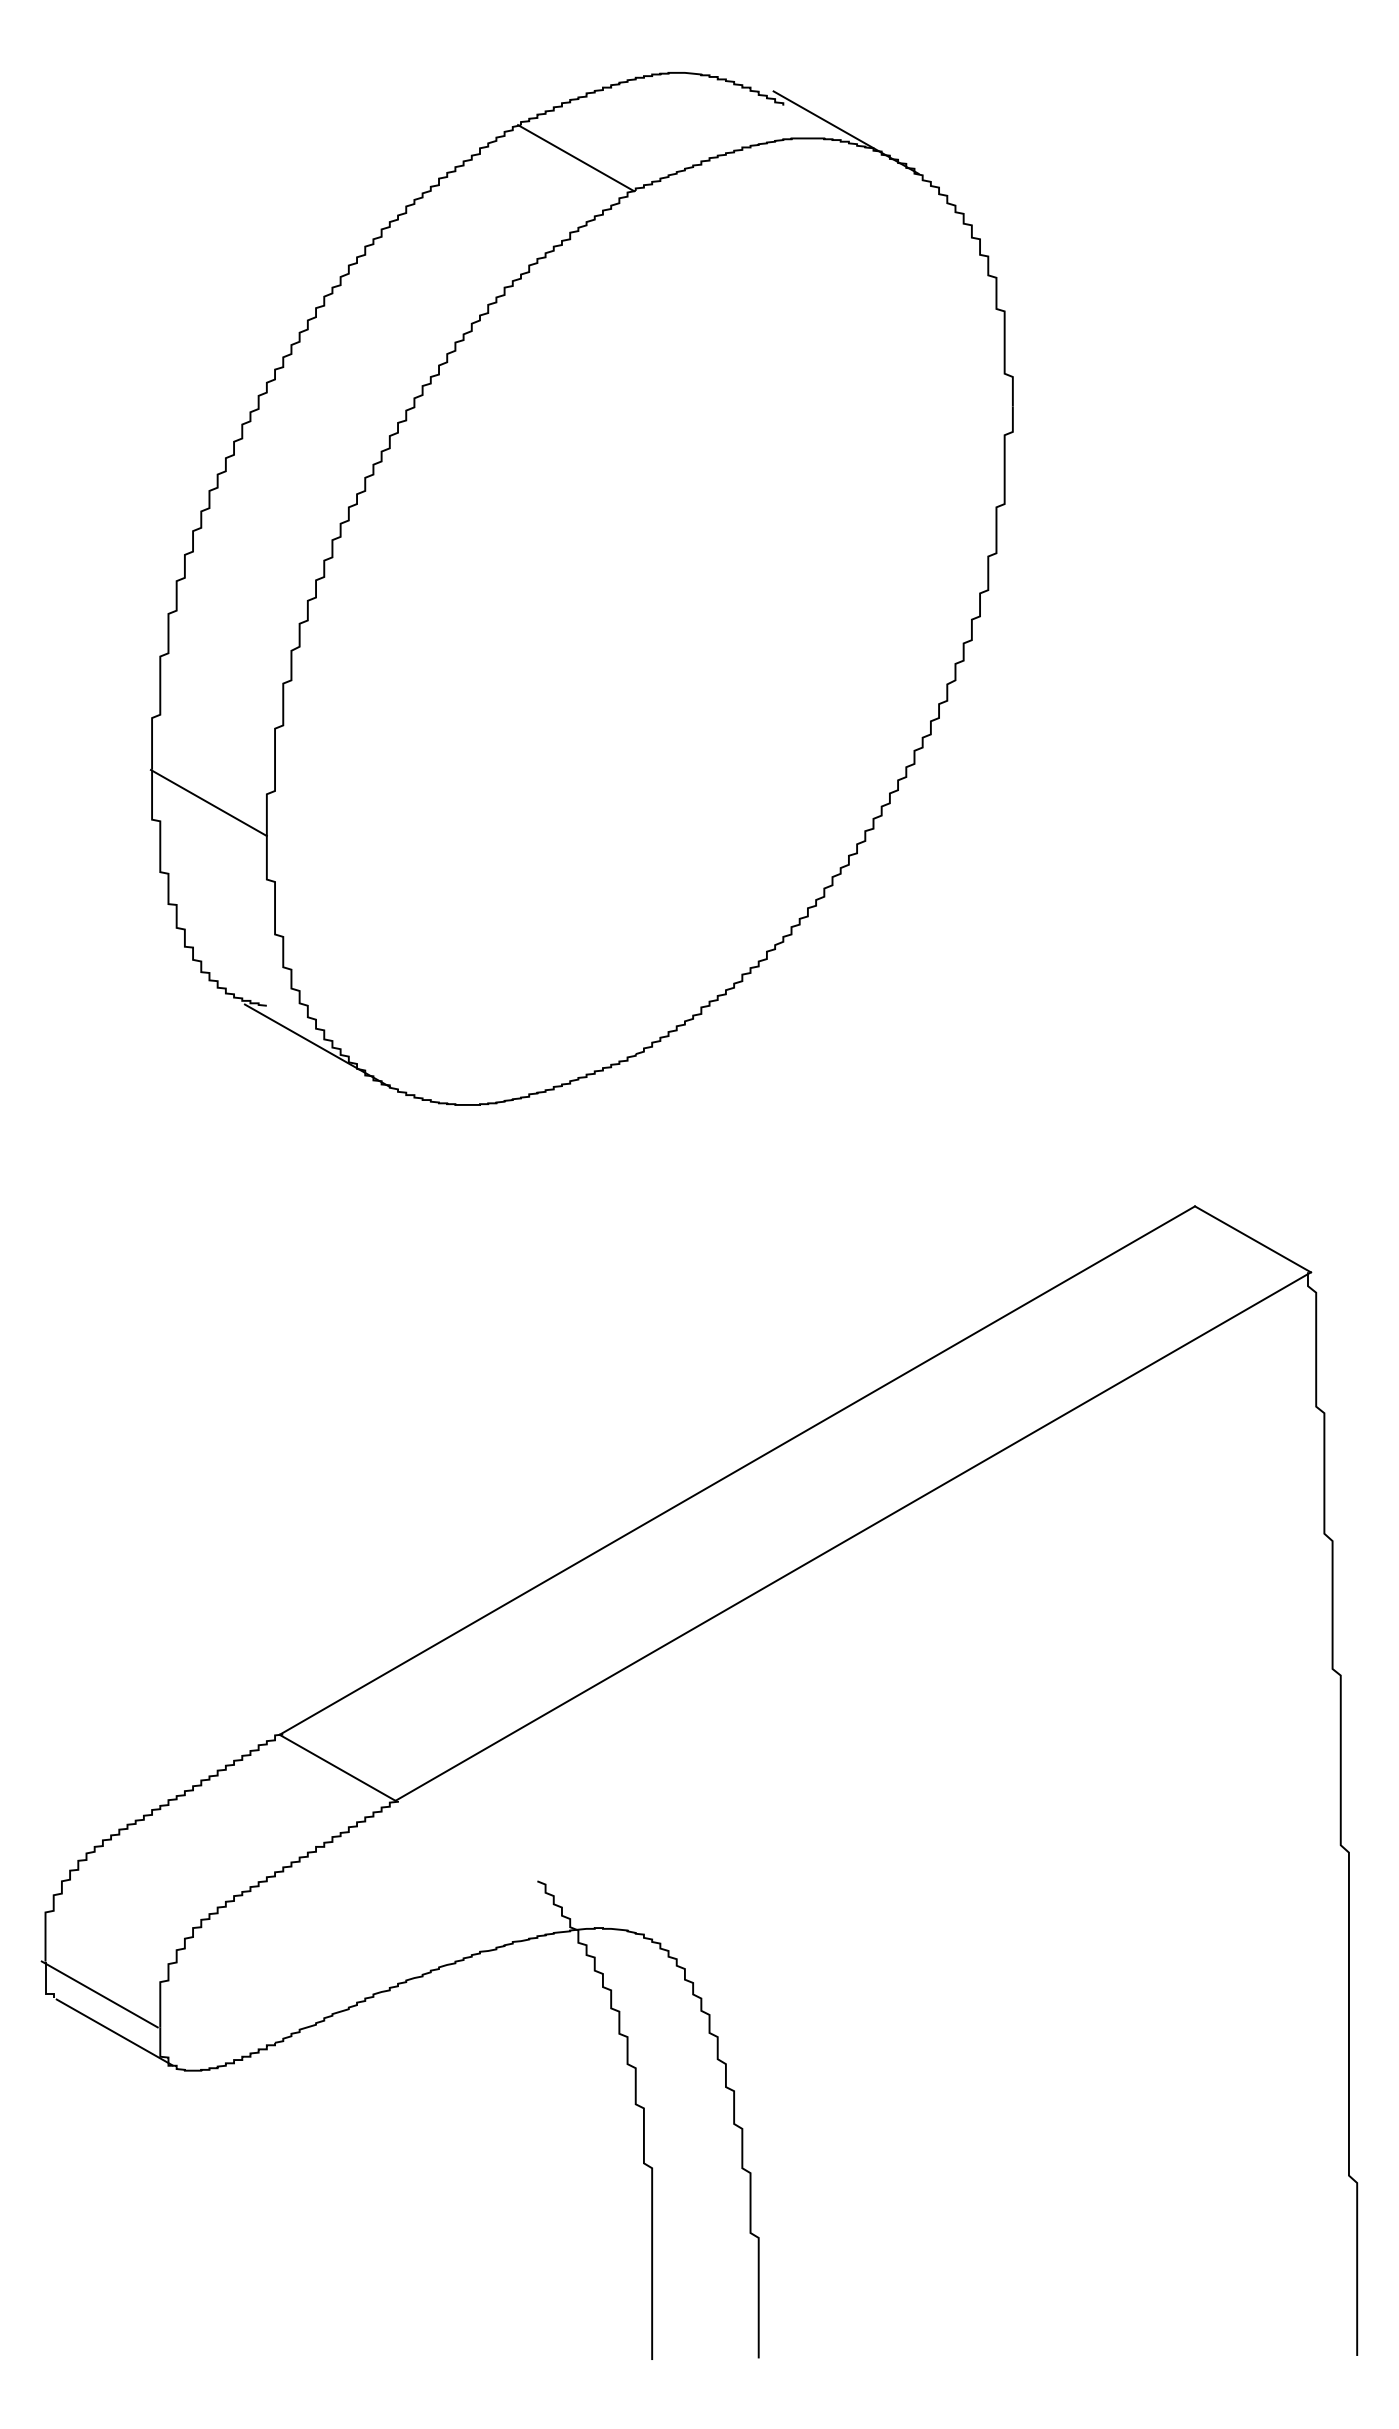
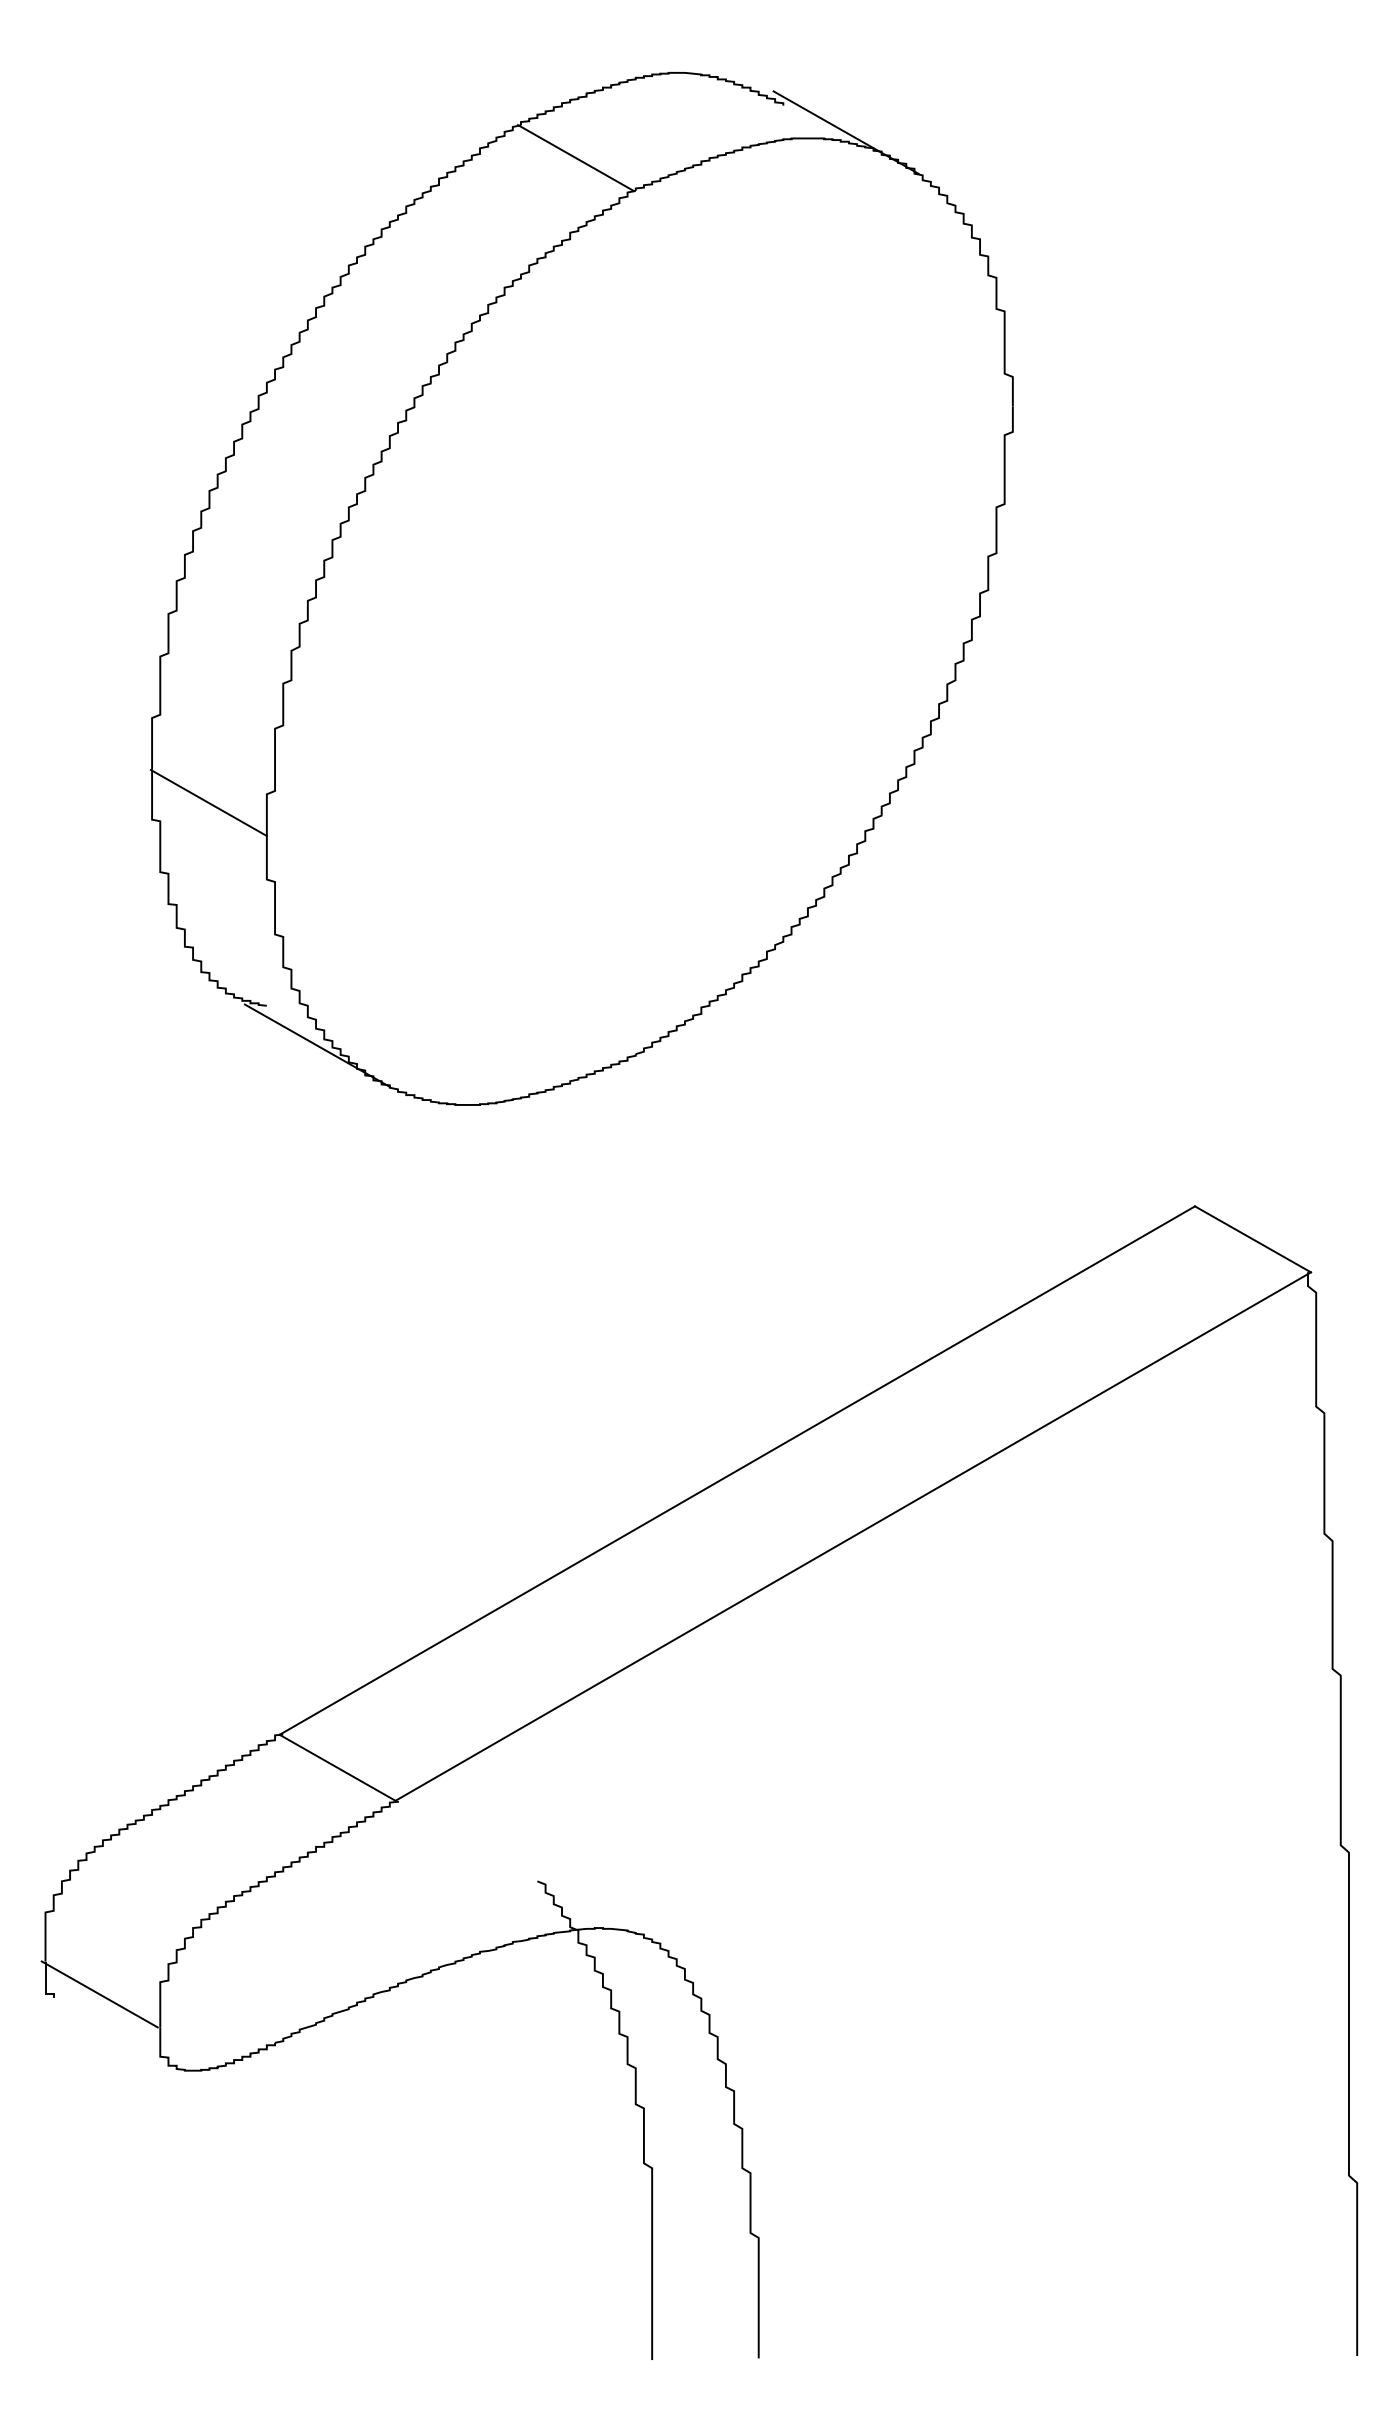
line: present -> none (114, 2032)
